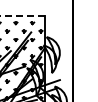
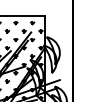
line: dashed -> solid (22, 15)
